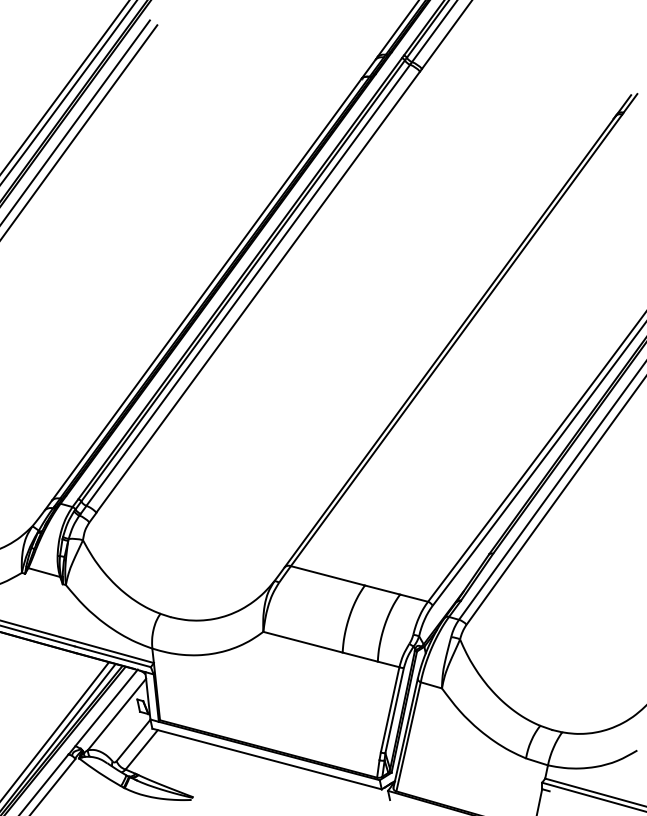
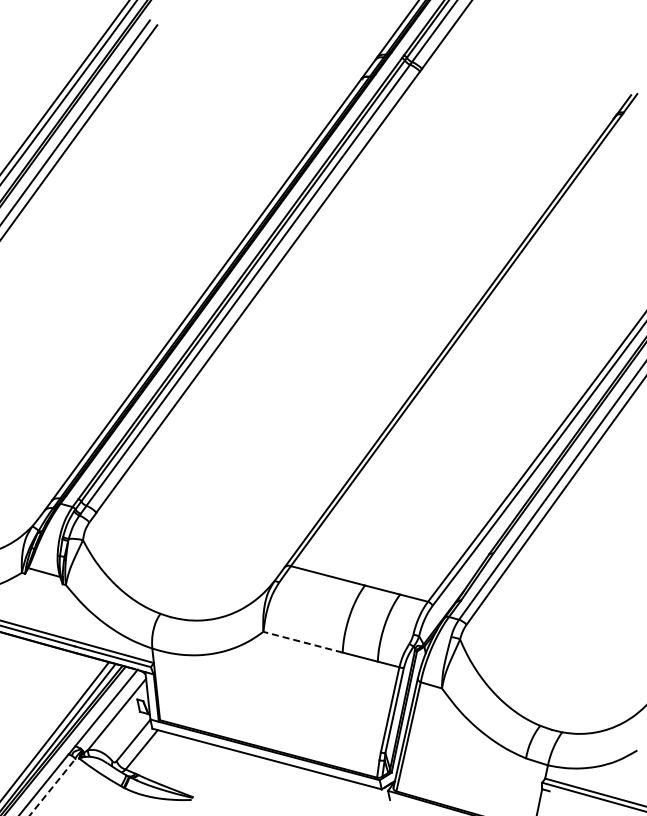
line: solid -> dashed (303, 642)
line: solid -> dashed (52, 786)
